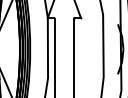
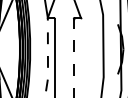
line: solid -> dashed (47, 58)
line: solid -> dashed (73, 58)
